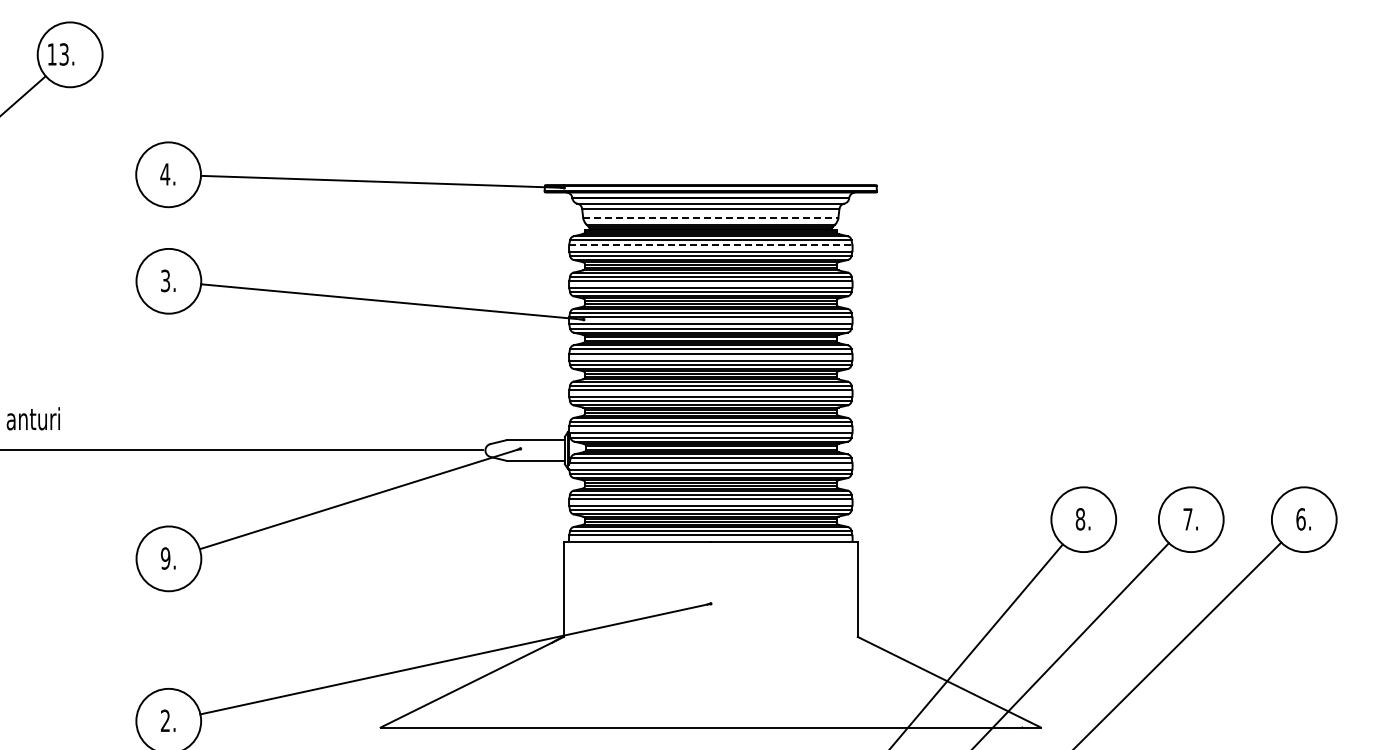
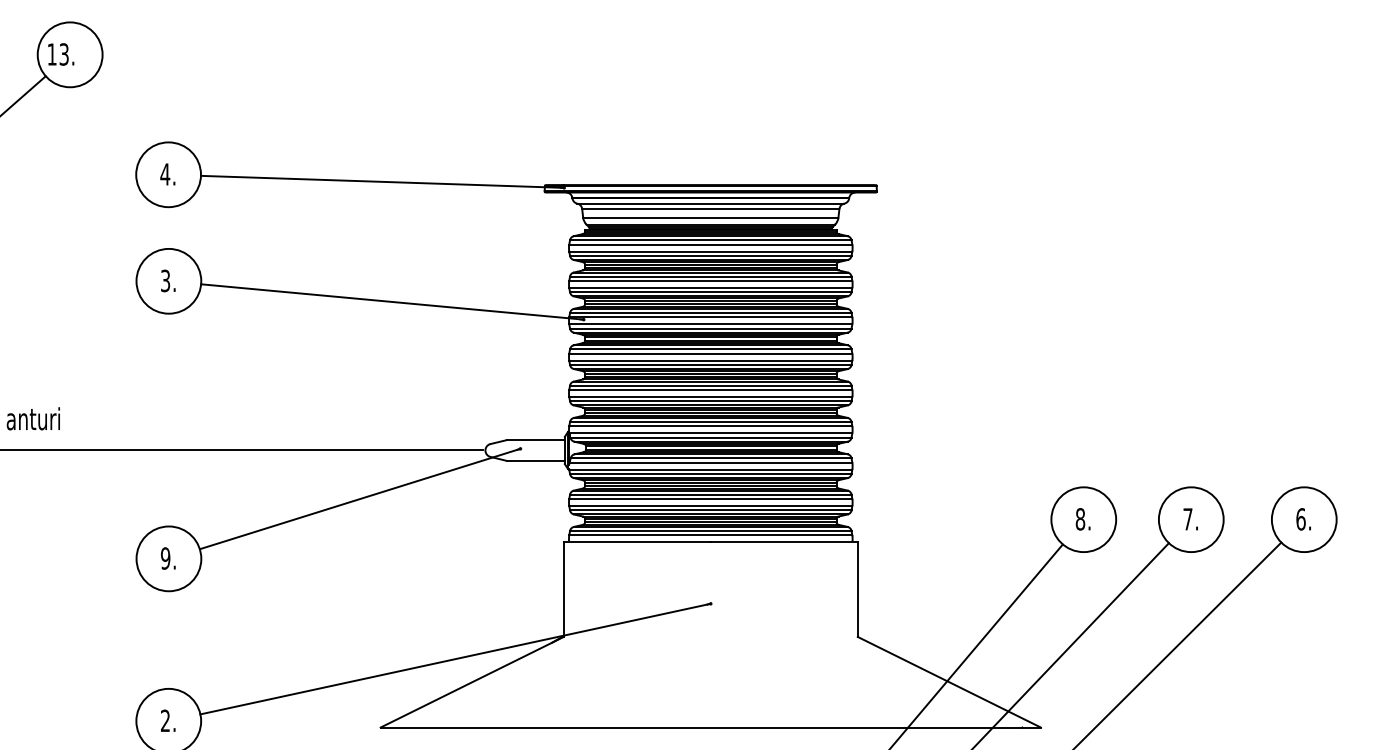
line: dashed -> solid (710, 217)
line: dashed -> solid (710, 244)
